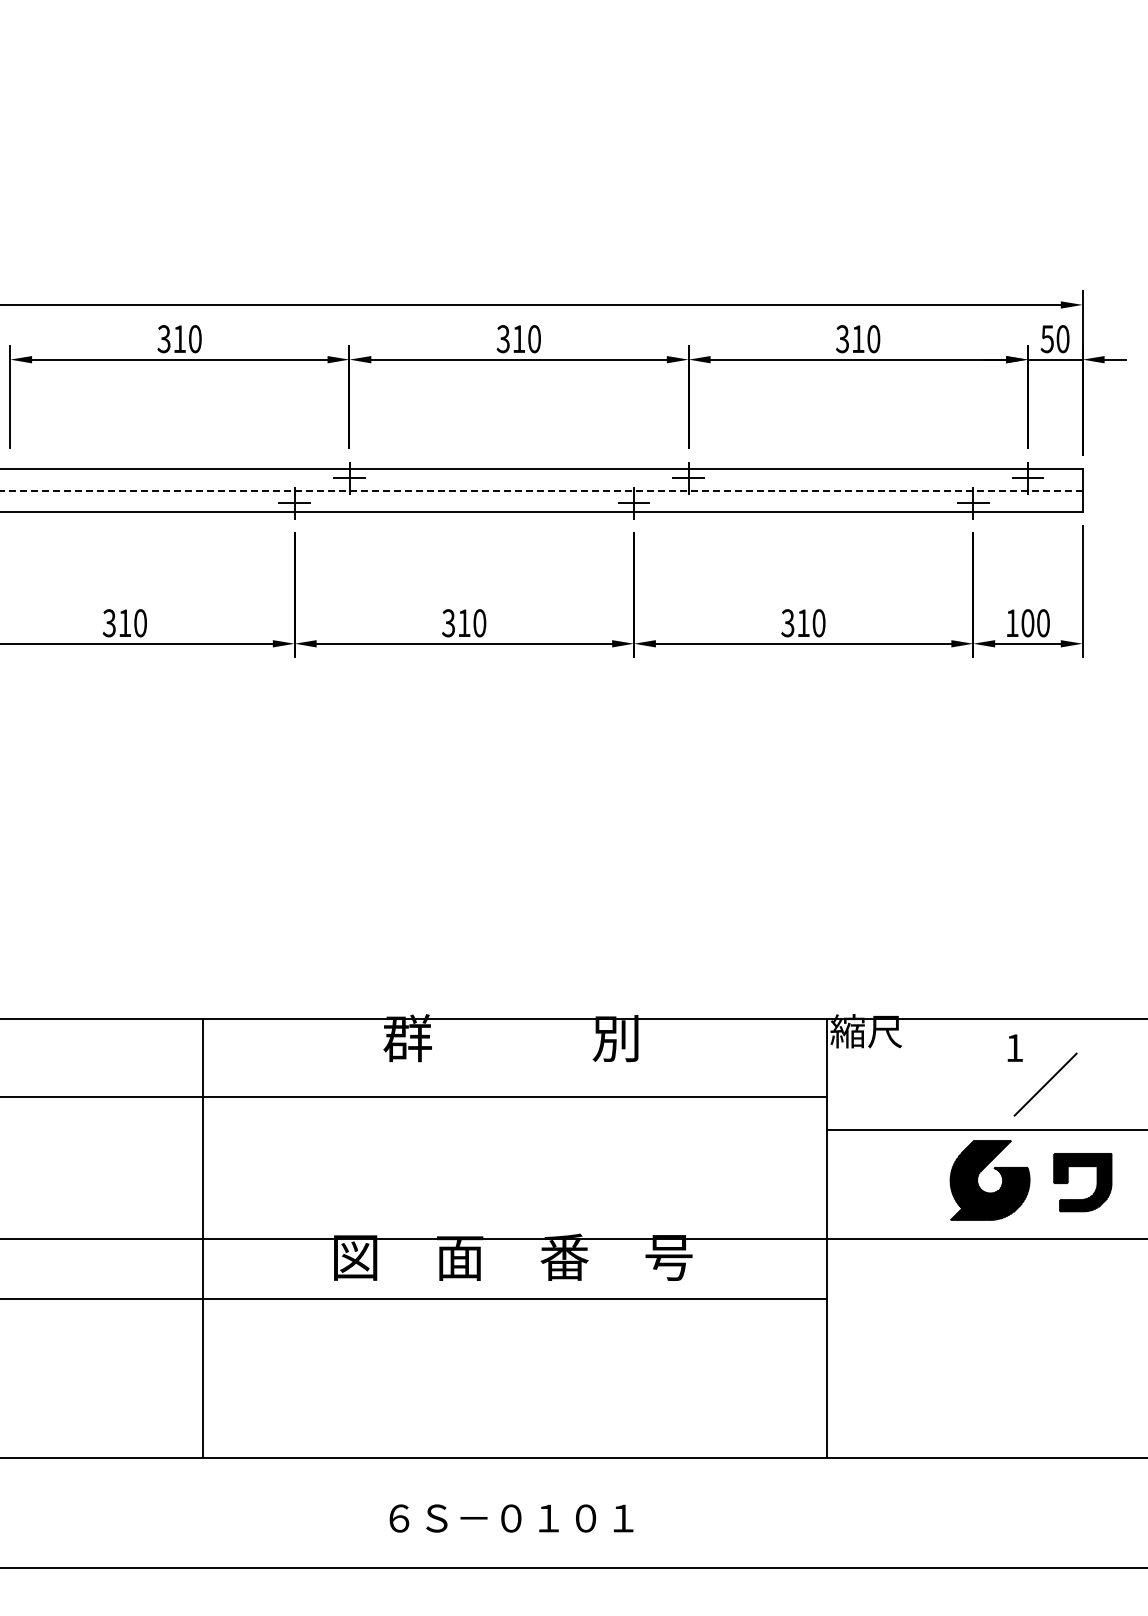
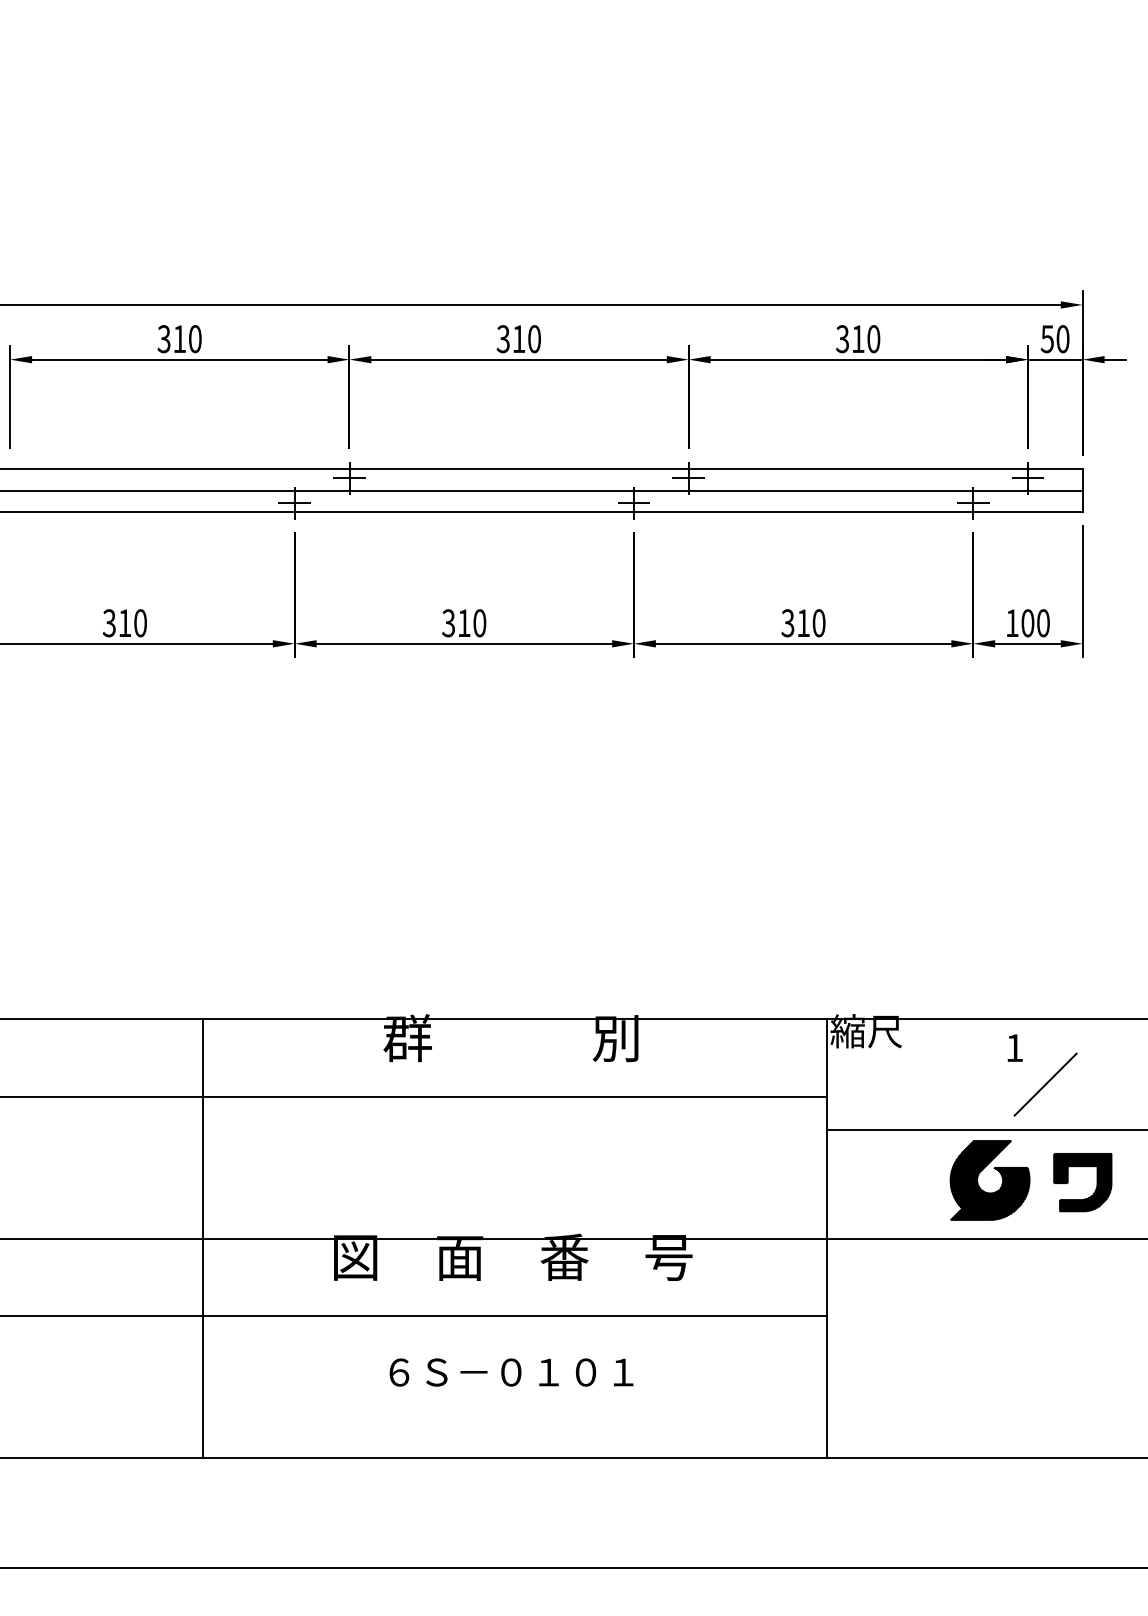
line: dashed -> solid (541, 490)
line position: (414, 1298) -> (414, 1315) (414, 1315)
text position: (511, 1518) -> (511, 1372) (511, 1372)
